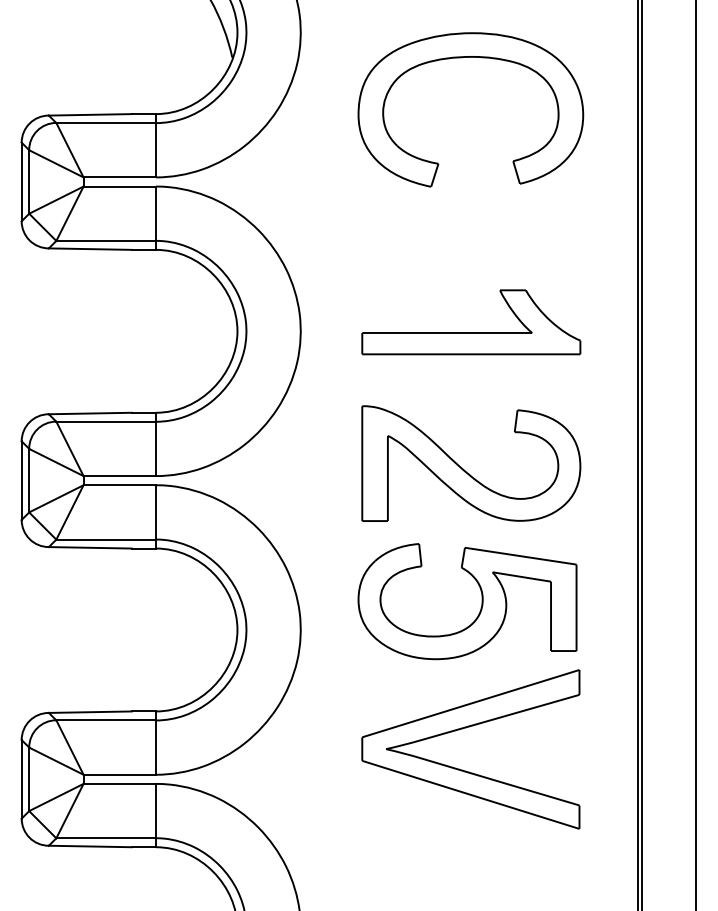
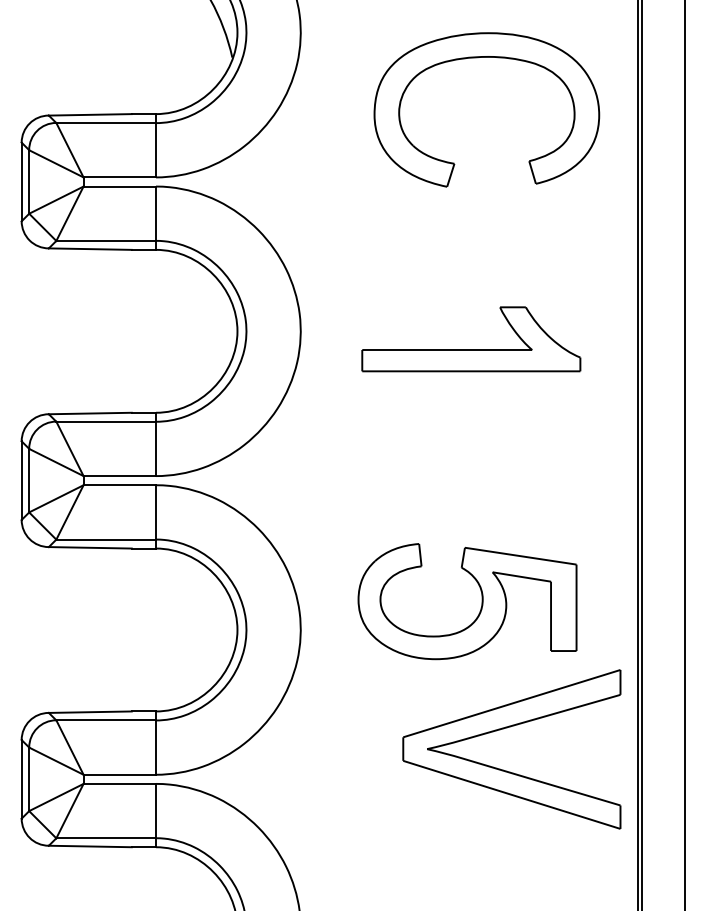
part position: (461, 58) -> (477, 58) (477, 58)
part position: (471, 332) -> (471, 349) (471, 349)
line position: (696, 454) -> (685, 454) (685, 454)
part: present -> none (464, 469)
part position: (466, 728) -> (507, 728) (507, 728)
